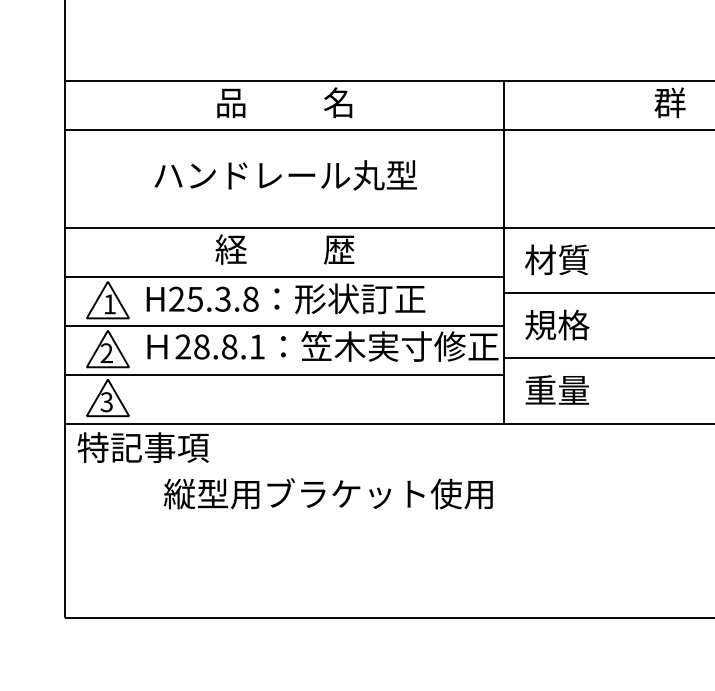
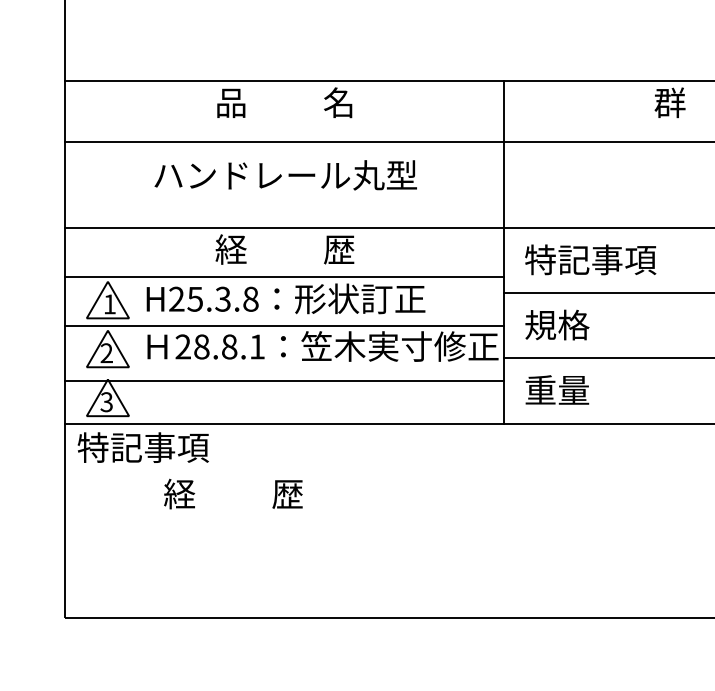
line position: (388, 130) -> (388, 142) (388, 142)
text: 材質 -> 特記事項 (590, 259)
line position: (284, 374) -> (284, 380) (284, 380)
text: 縦型用ブラケット使用 -> 経          歴 (328, 493)
